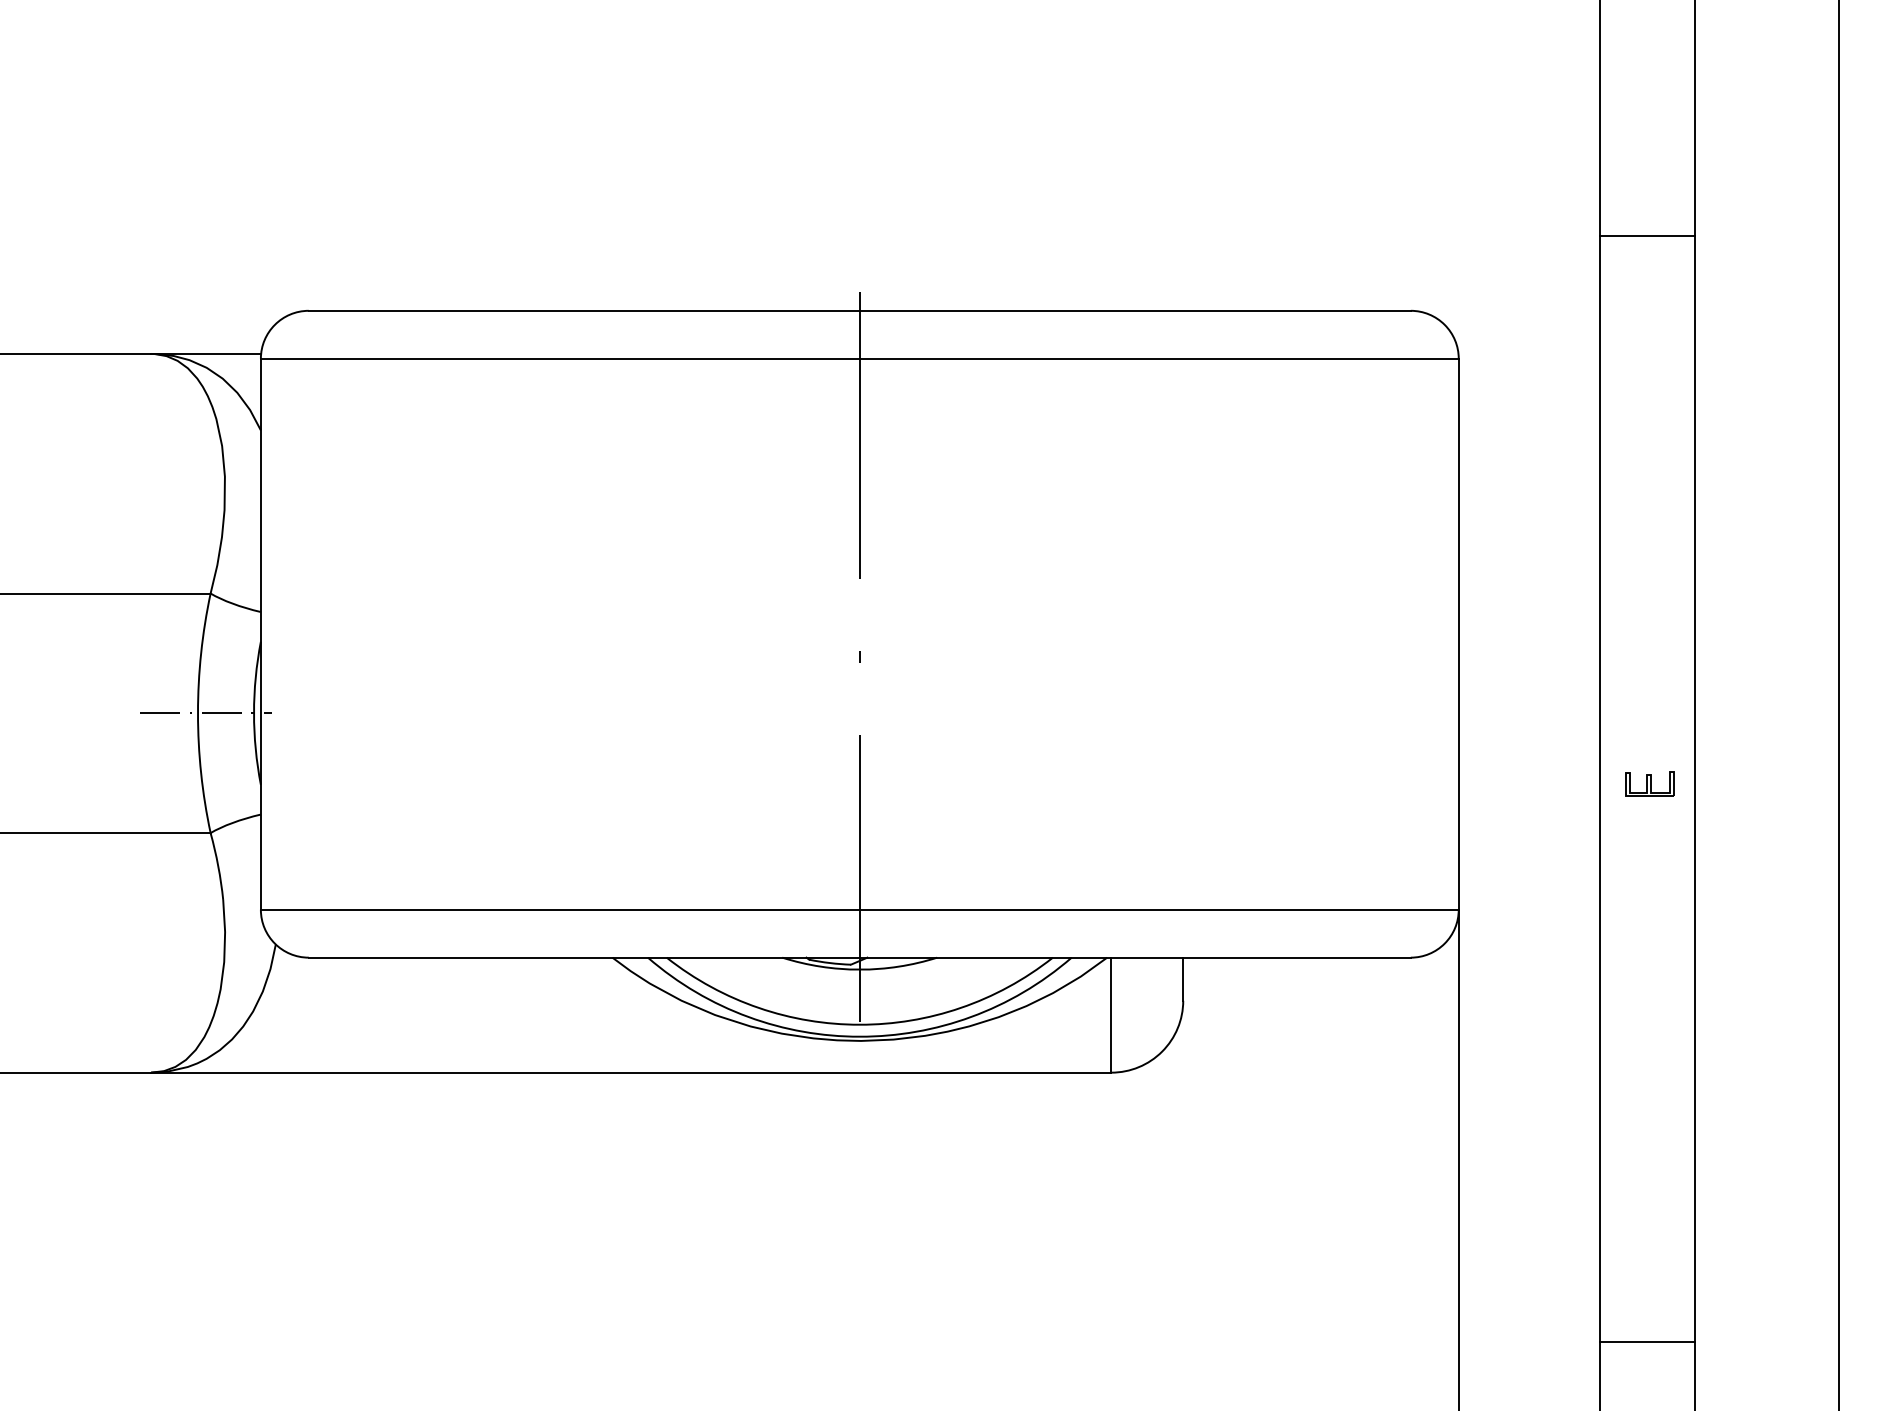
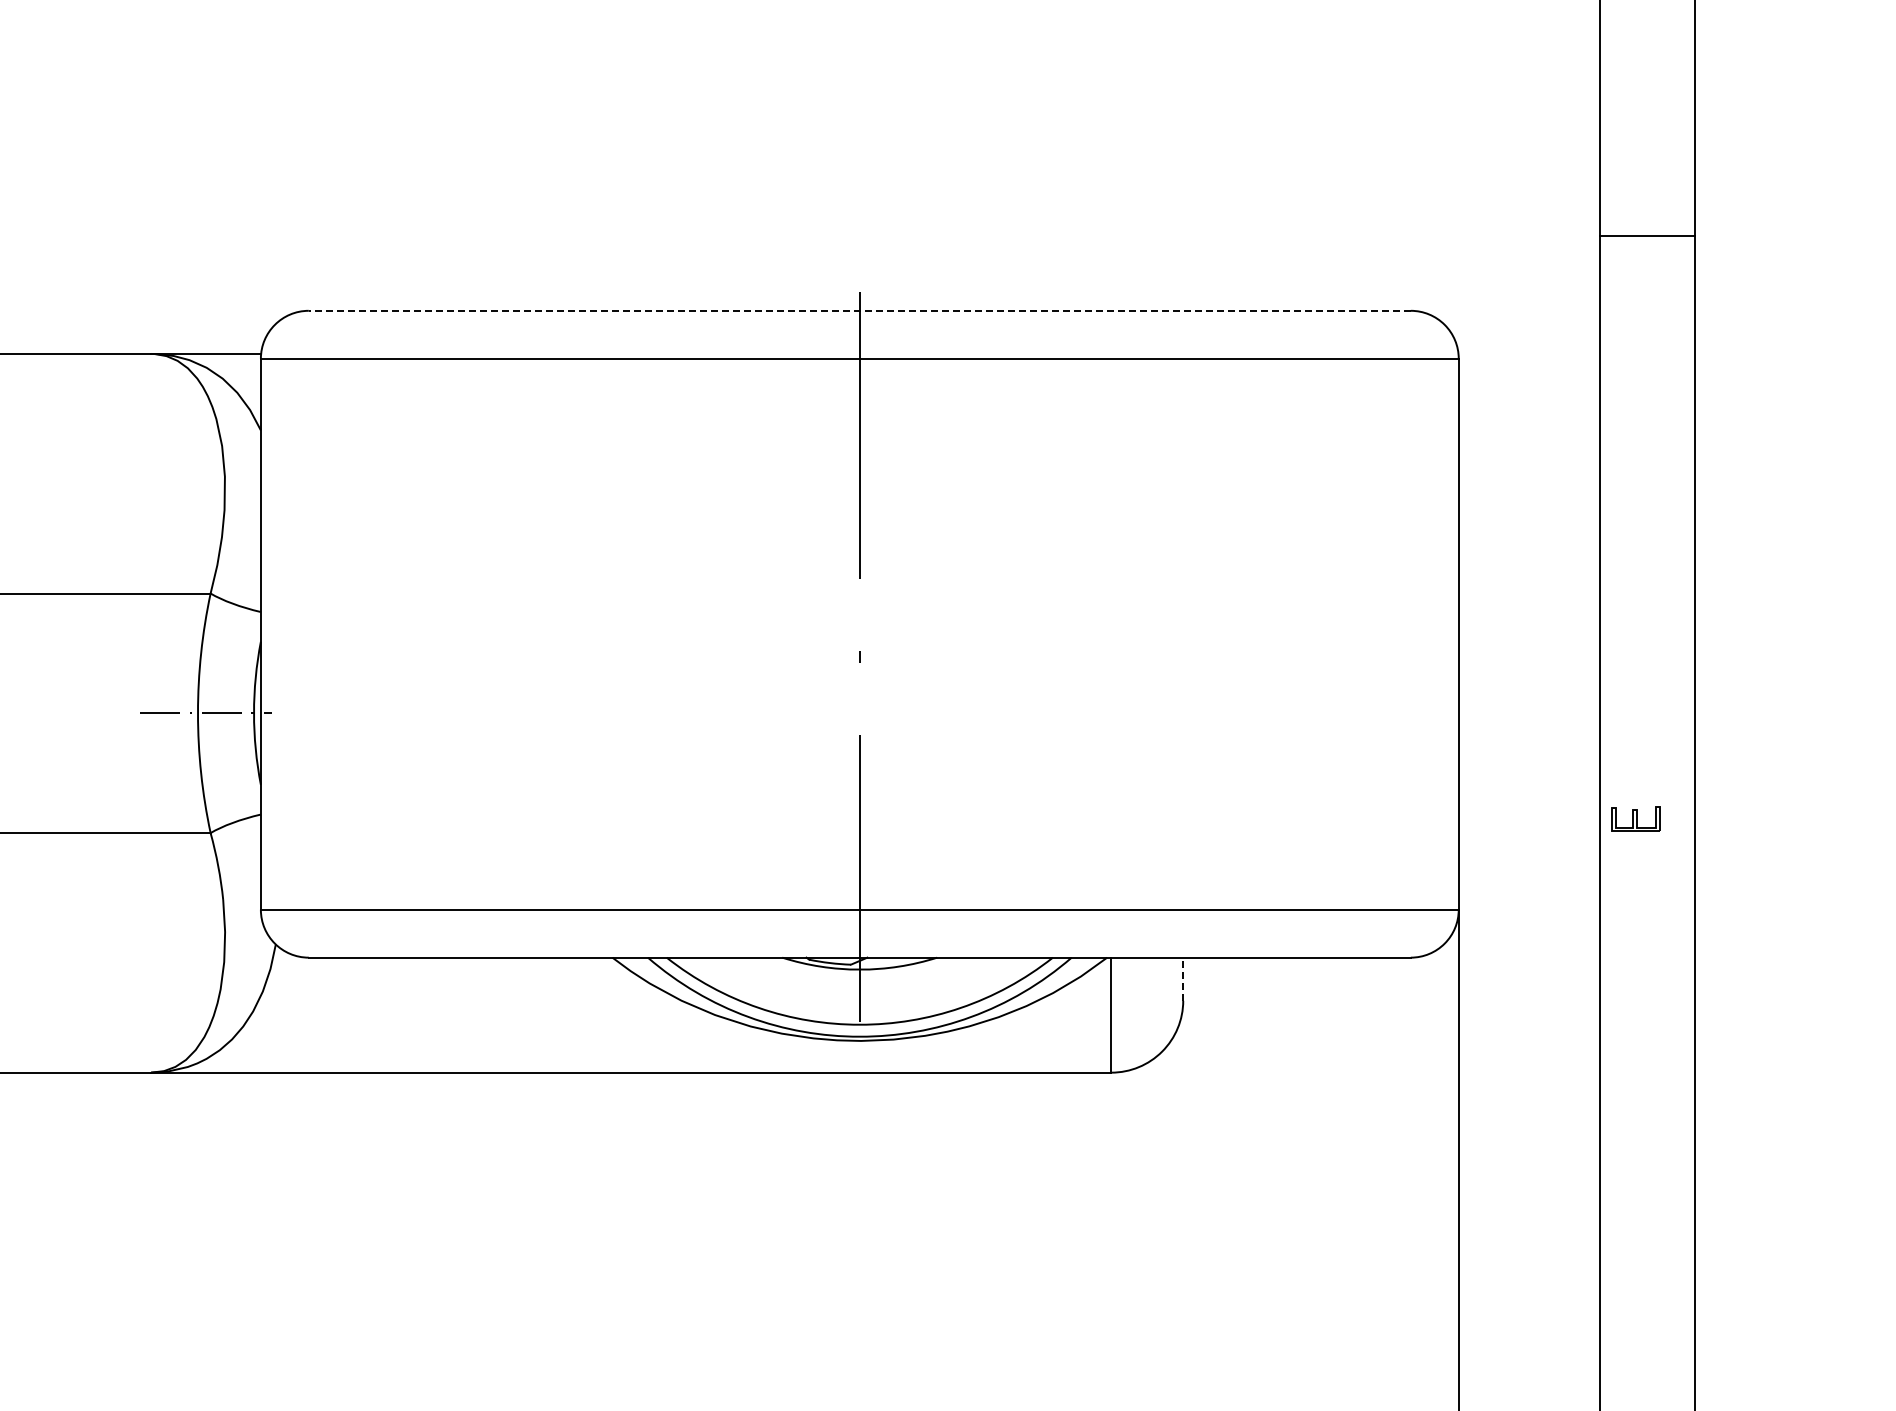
line: solid -> dashed (859, 310)
line: present -> none (1839, 704)
part position: (1649, 783) -> (1635, 818) (1635, 818)
line: solid -> dashed (1183, 979)
line: present -> none (1647, 1342)
